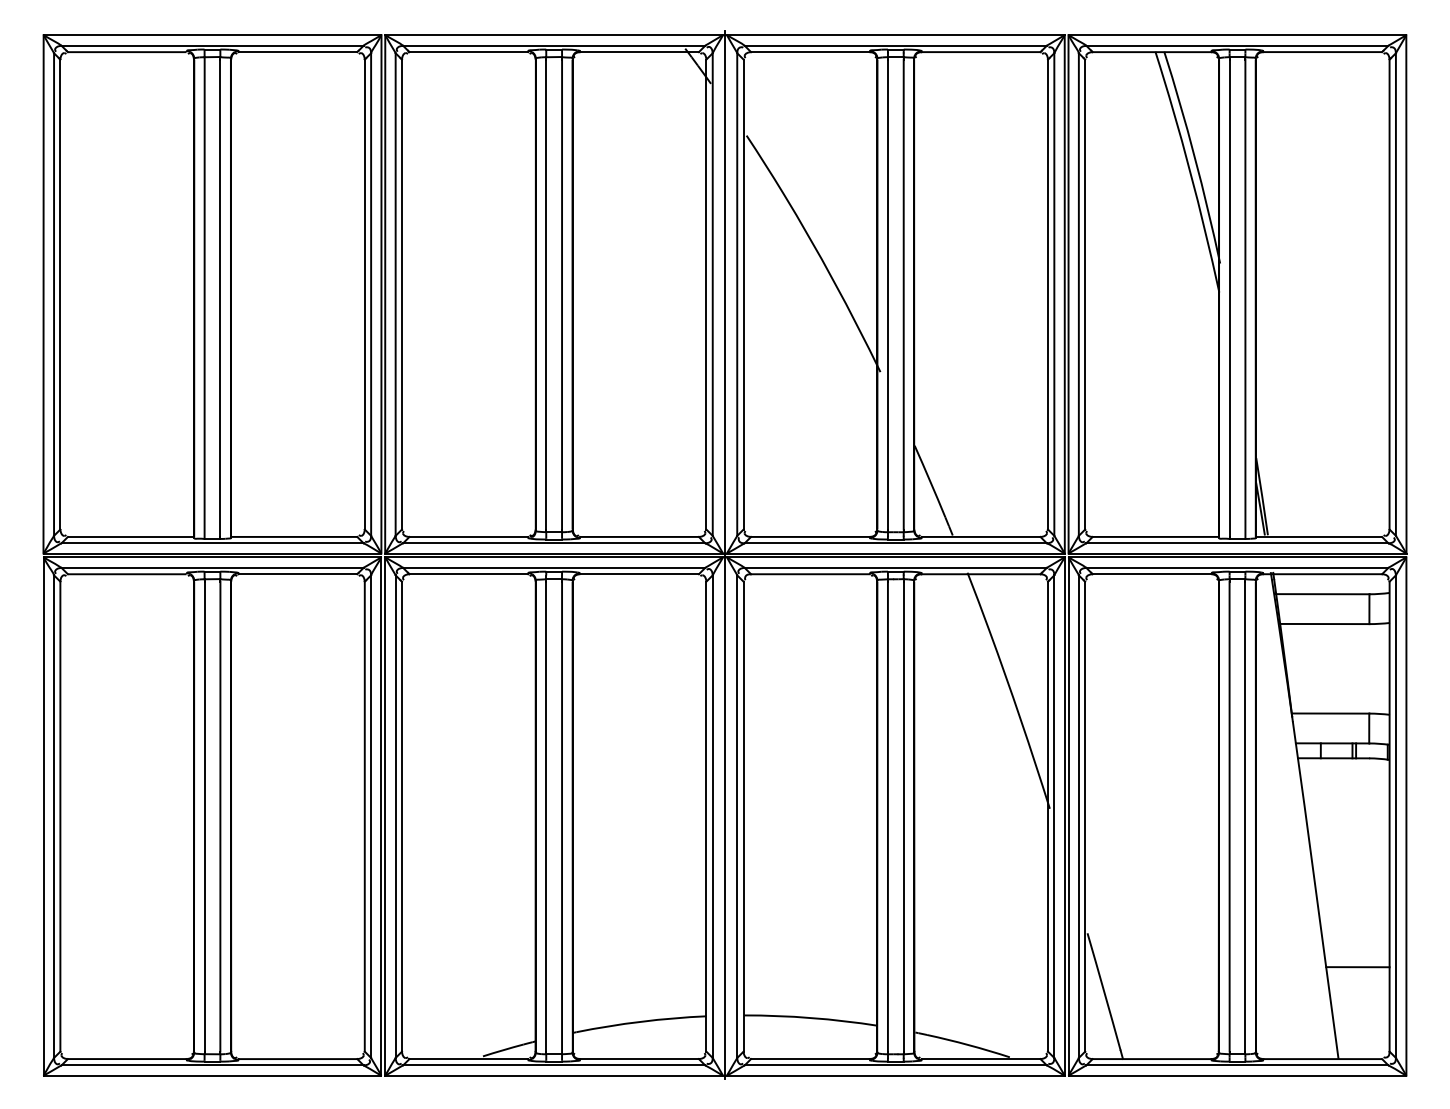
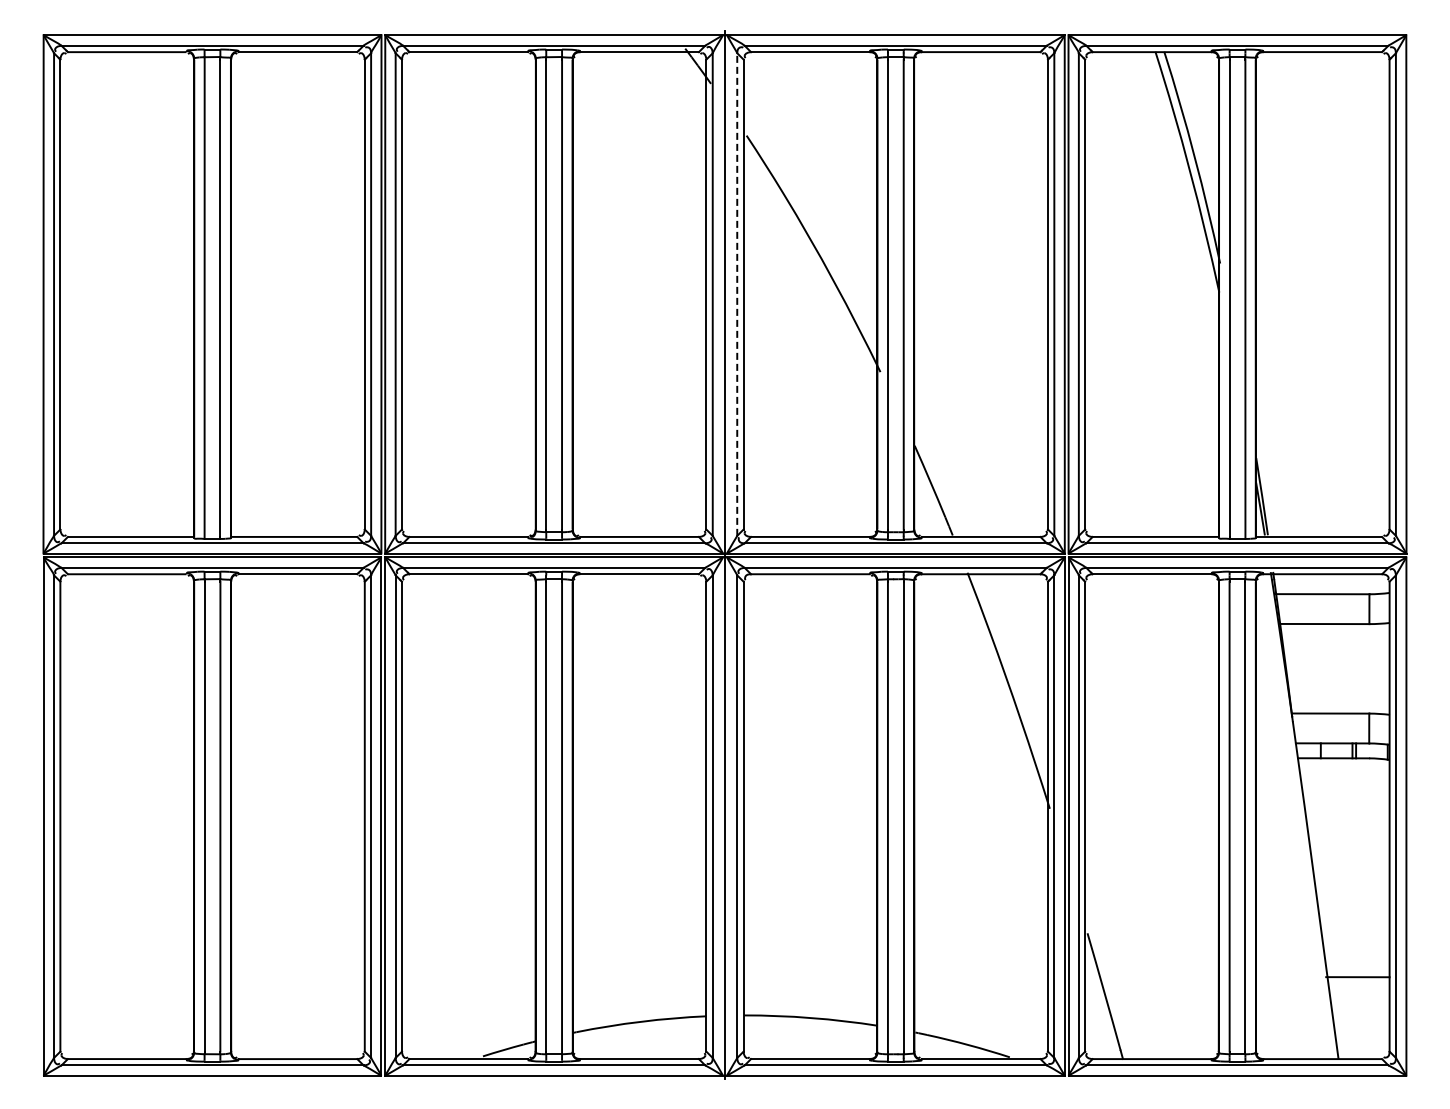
line: solid -> dashed (737, 294)
line position: (1357, 967) -> (1357, 977) (1357, 977)
